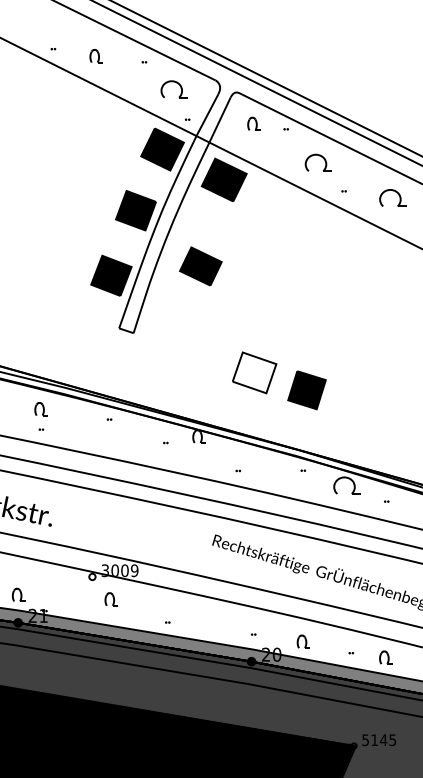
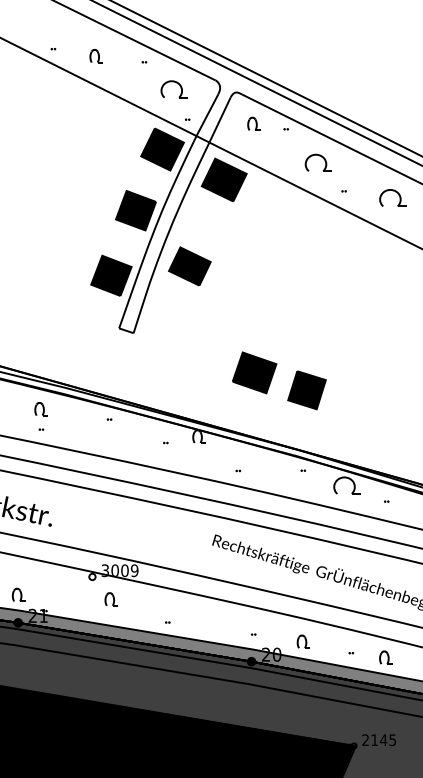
part position: (200, 266) -> (189, 266) (189, 266)
fill: none -> present (254, 372)
text: 5145 -> 2145 (365, 739)
